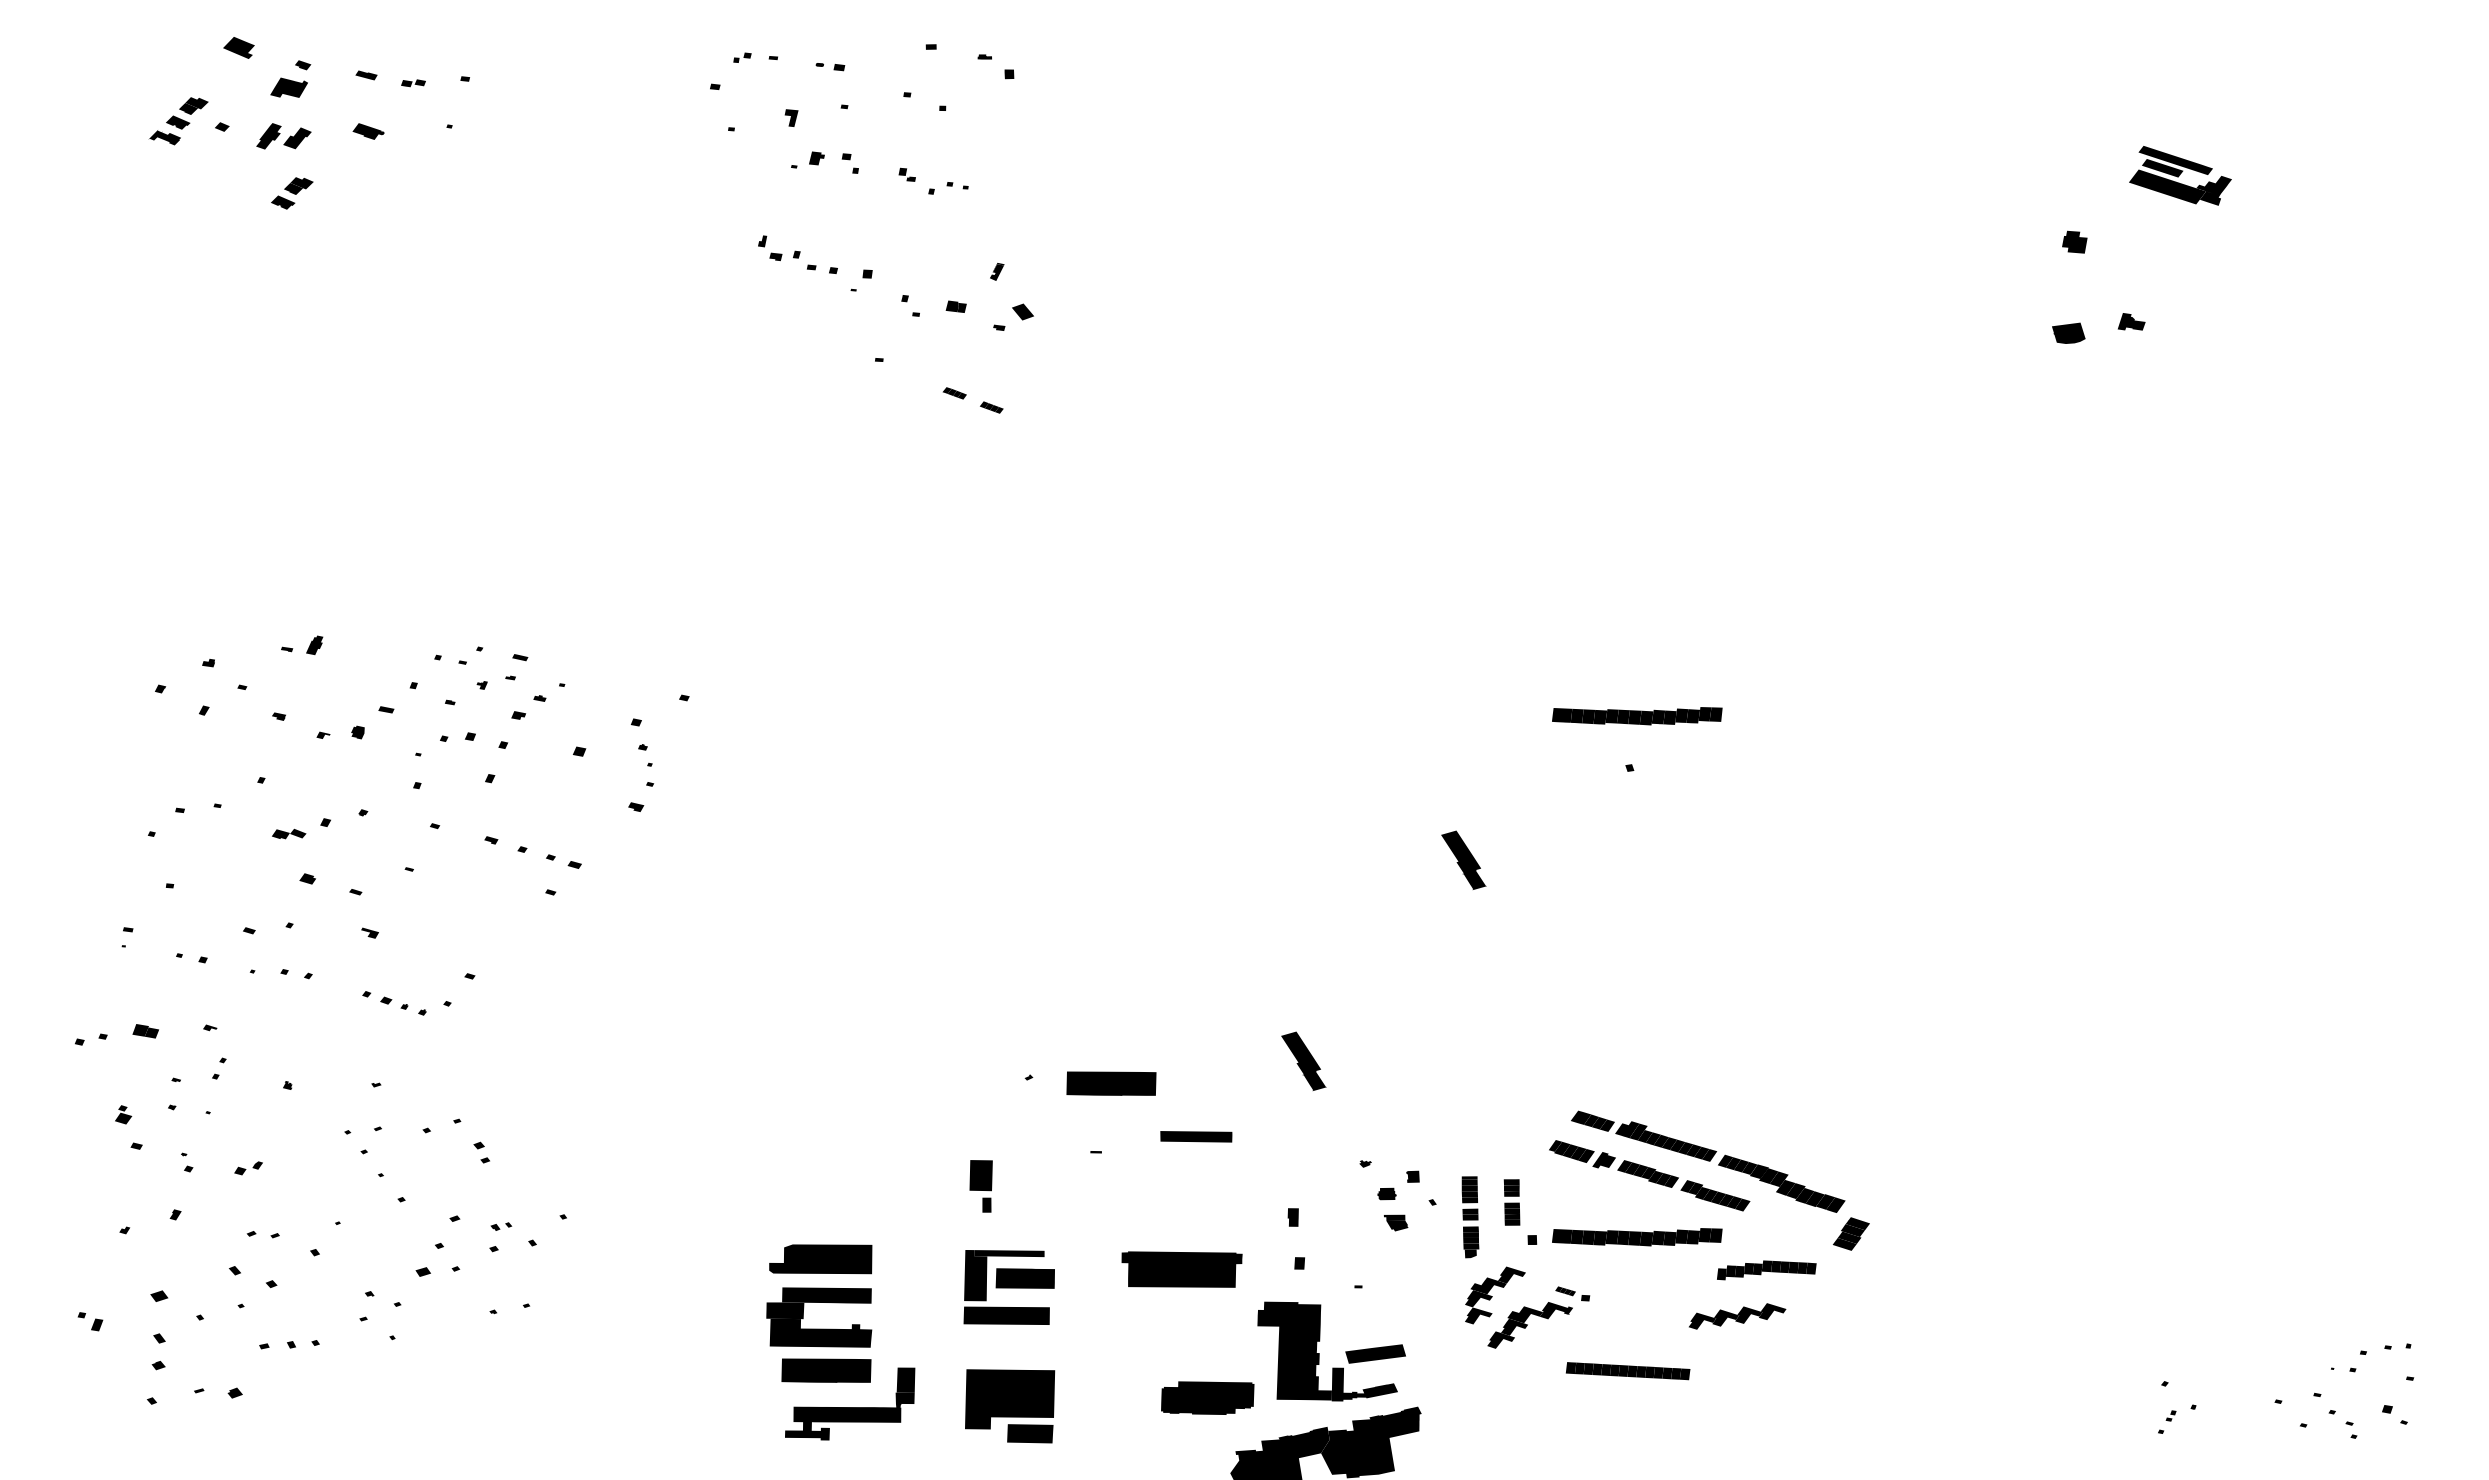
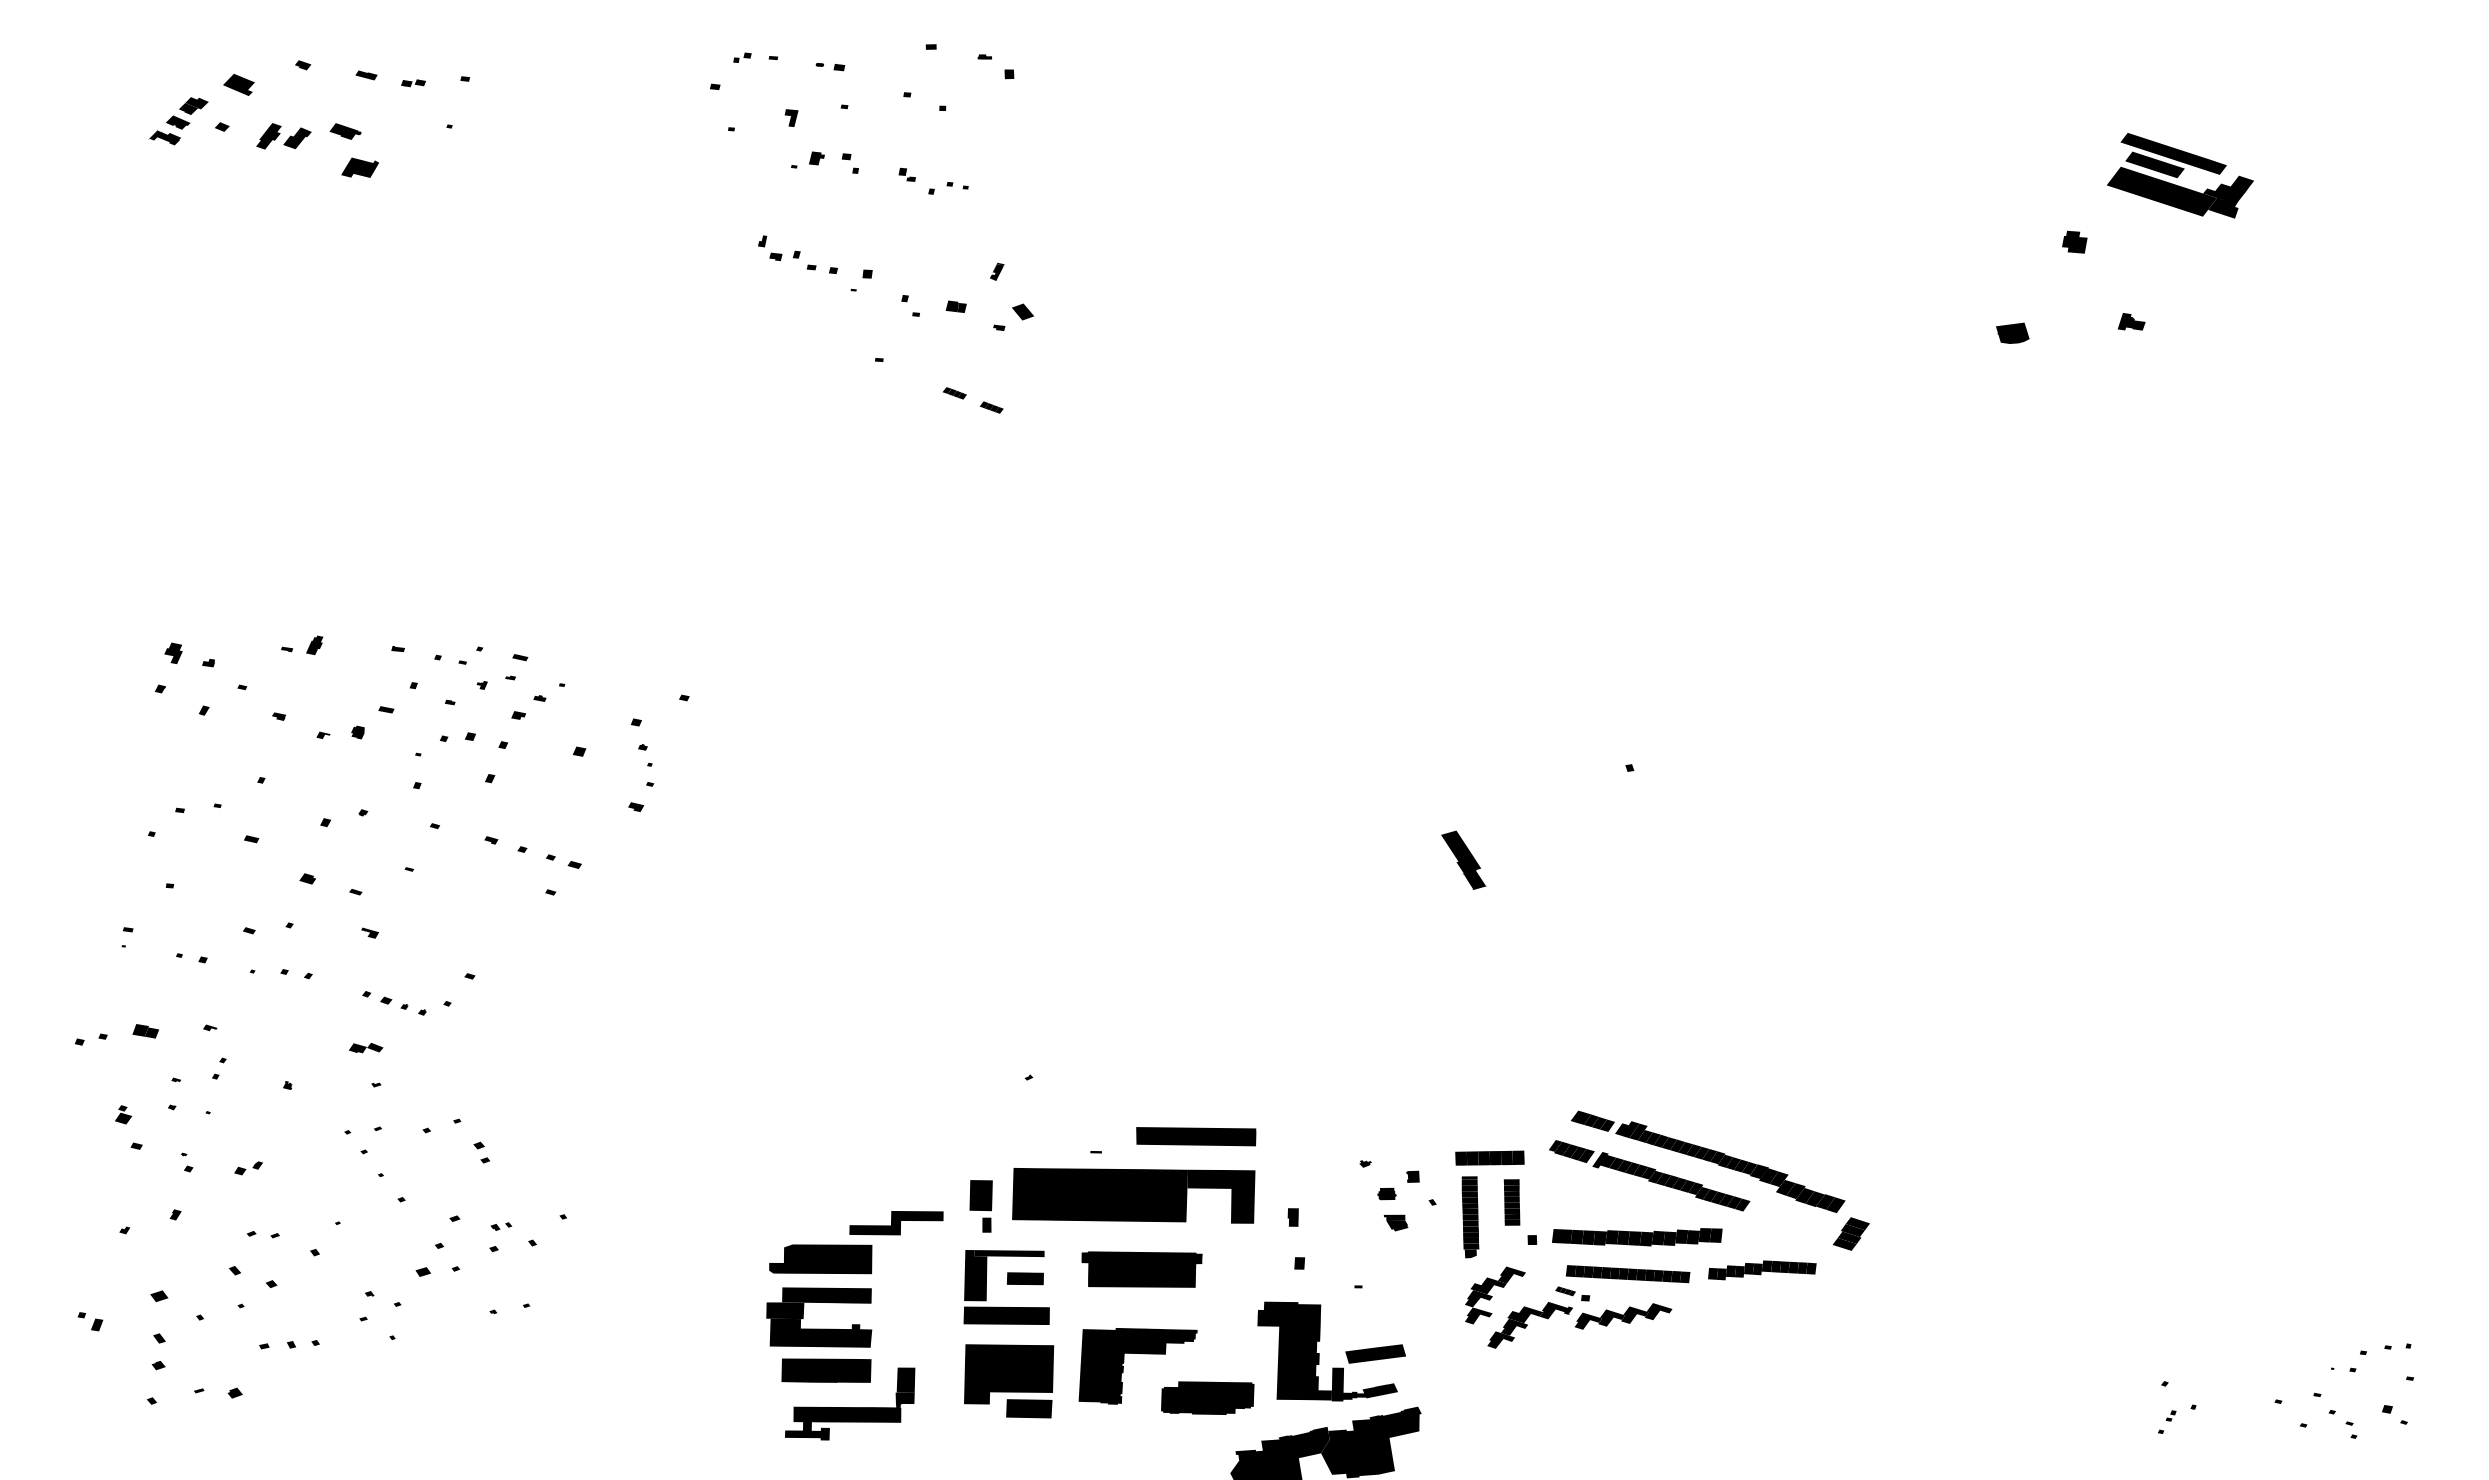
part position: (238, 47) -> (238, 84) (238, 84)
part position: (288, 87) -> (359, 167) (359, 167)
part position: (368, 131) -> (345, 131) (345, 131)
part size: 103x60 px -> 147x86 px (2180, 175)
part: present -> none (292, 193)
part position: (2068, 332) -> (2012, 332) (2012, 332)
fill: none -> present (398, 648)
fill: none -> present (173, 653)
part: present -> none (1637, 716)
part position: (289, 833) -> (366, 1047) (366, 1047)
fill: none -> present (251, 839)
part: present -> none (1303, 1060)
part: present -> none (1111, 1083)
part size: 73x12 px -> 121x20 px (1196, 1136)
part: none -> present (1489, 1157)
fill: none -> present (1717, 1157)
fill: none -> present (1616, 1163)
fill: none -> present (1679, 1183)
part position: (980, 1186) -> (980, 1206) (980, 1206)
part: none -> present (1133, 1195)
fill: none -> present (1511, 1199)
fill: none -> present (1470, 1205)
fill: none -> present (896, 1222)
fill: none -> present (1470, 1223)
part position: (1181, 1269) -> (1141, 1269) (1141, 1269)
fill: none -> present (1712, 1273)
part size: 60x21 px -> 37x14 px (1025, 1278)
part position: (1737, 1316) -> (1623, 1316) (1623, 1316)
part: none -> present (1137, 1353)
part position: (1628, 1371) -> (1628, 1274) (1628, 1274)
part position: (1010, 1406) -> (1009, 1381) (1009, 1381)
